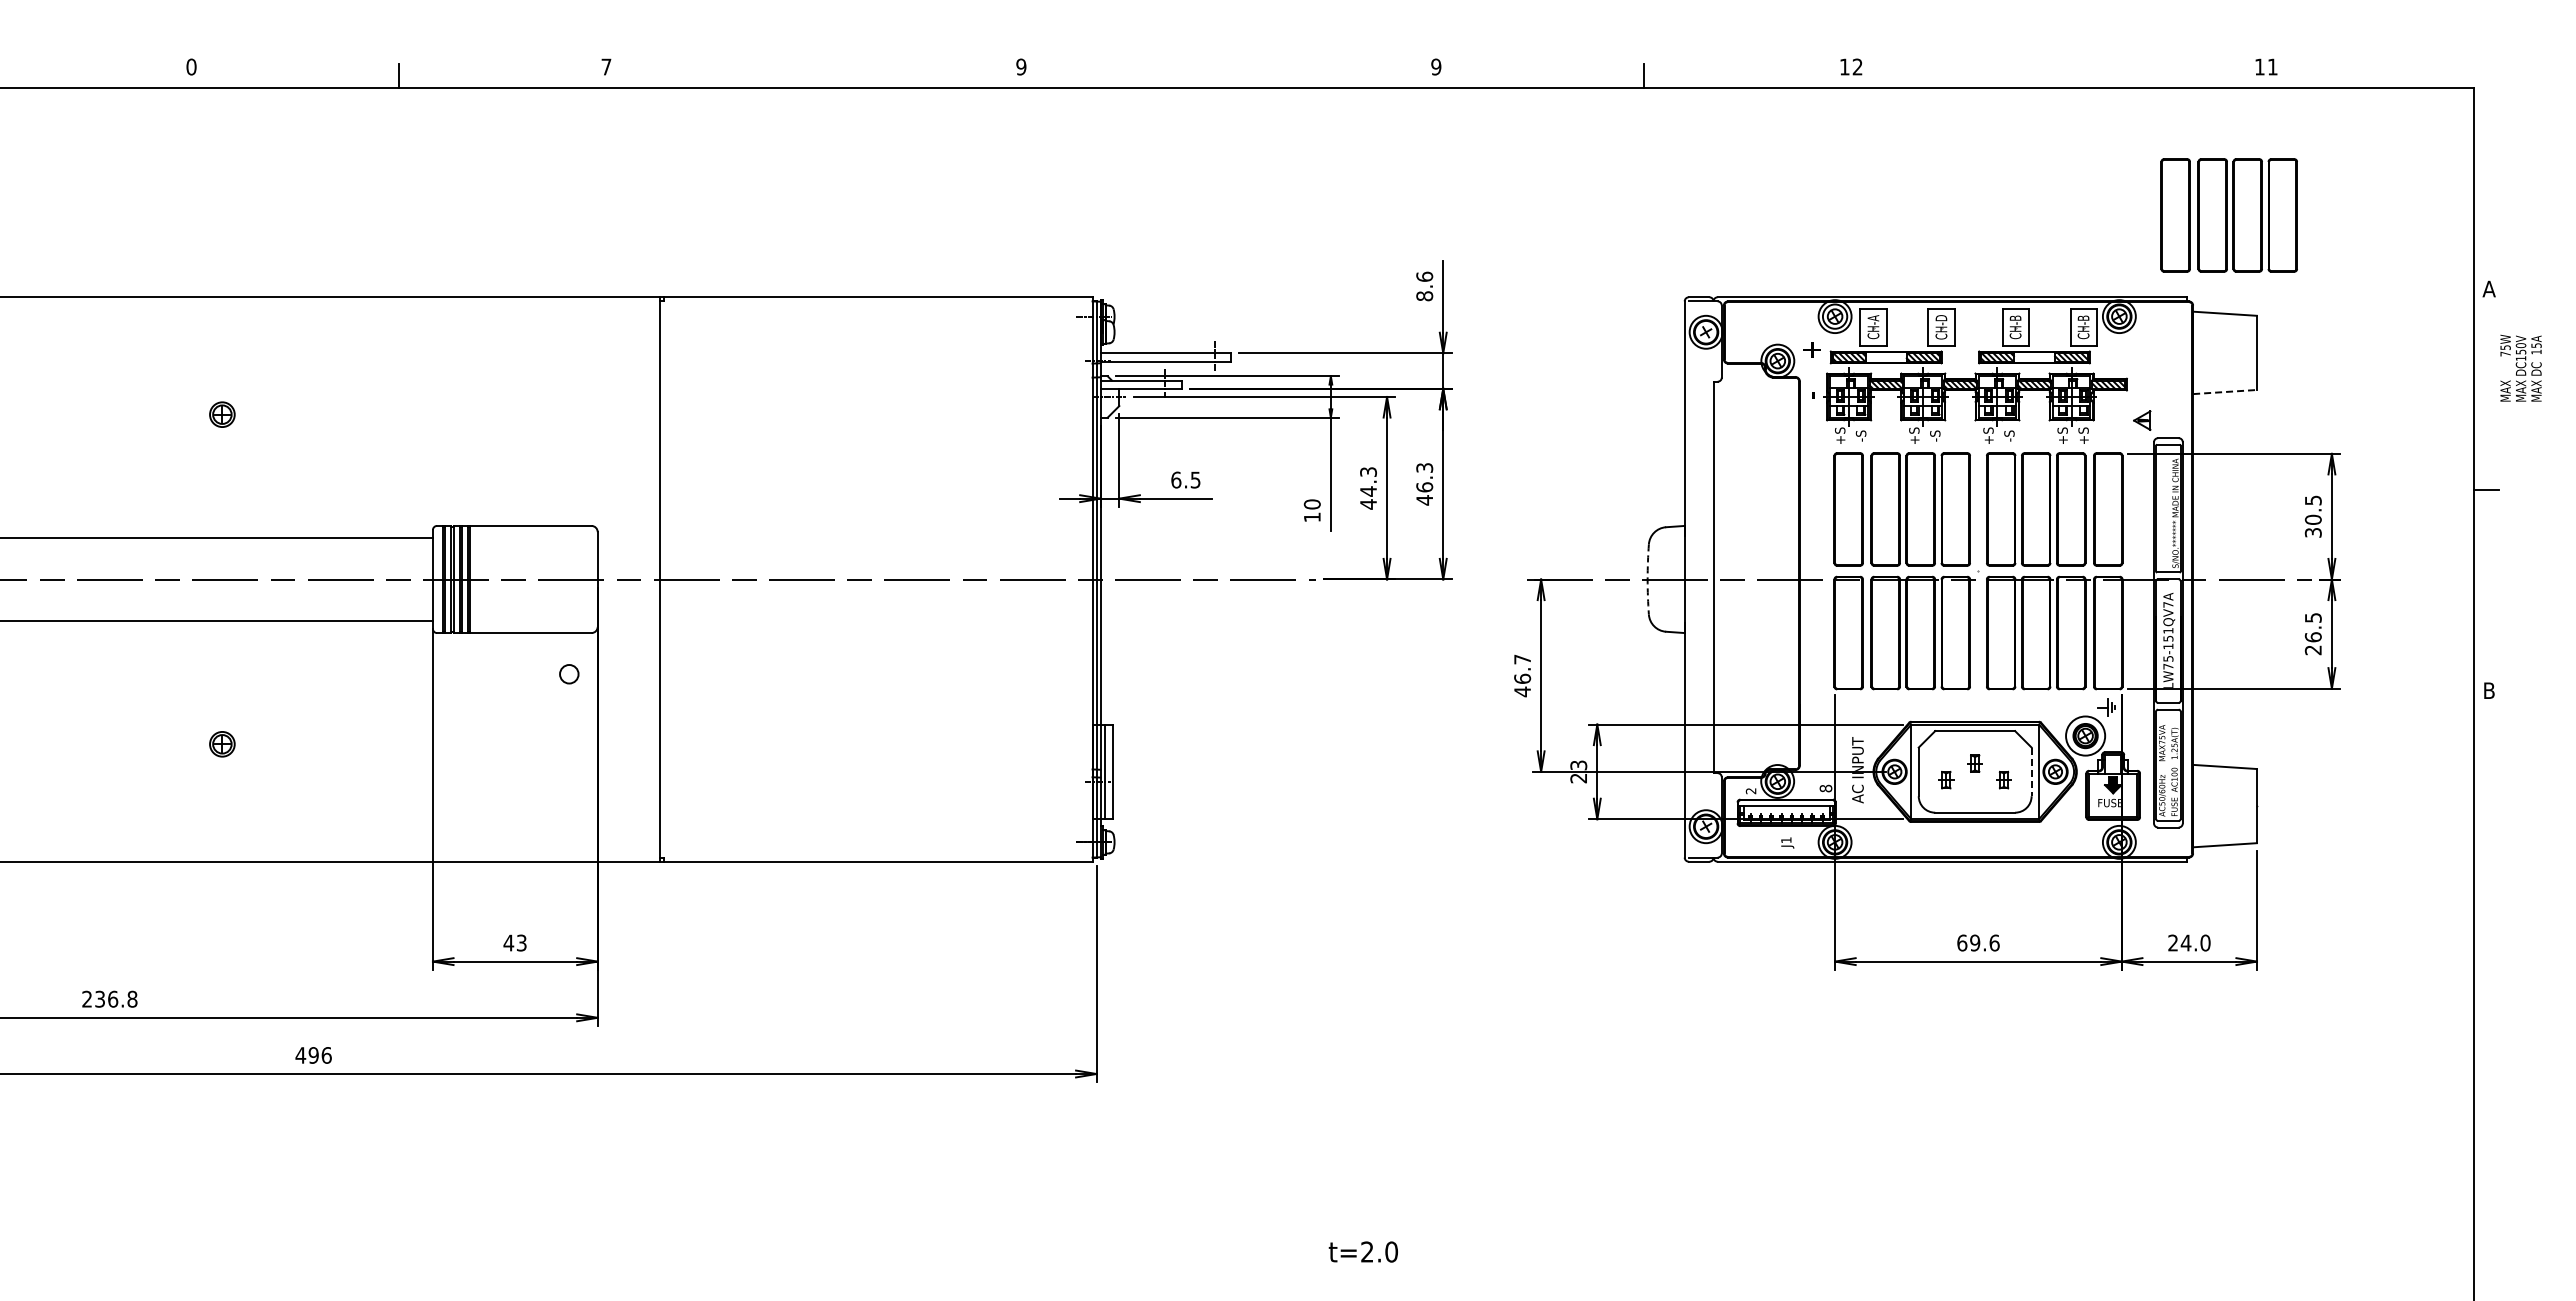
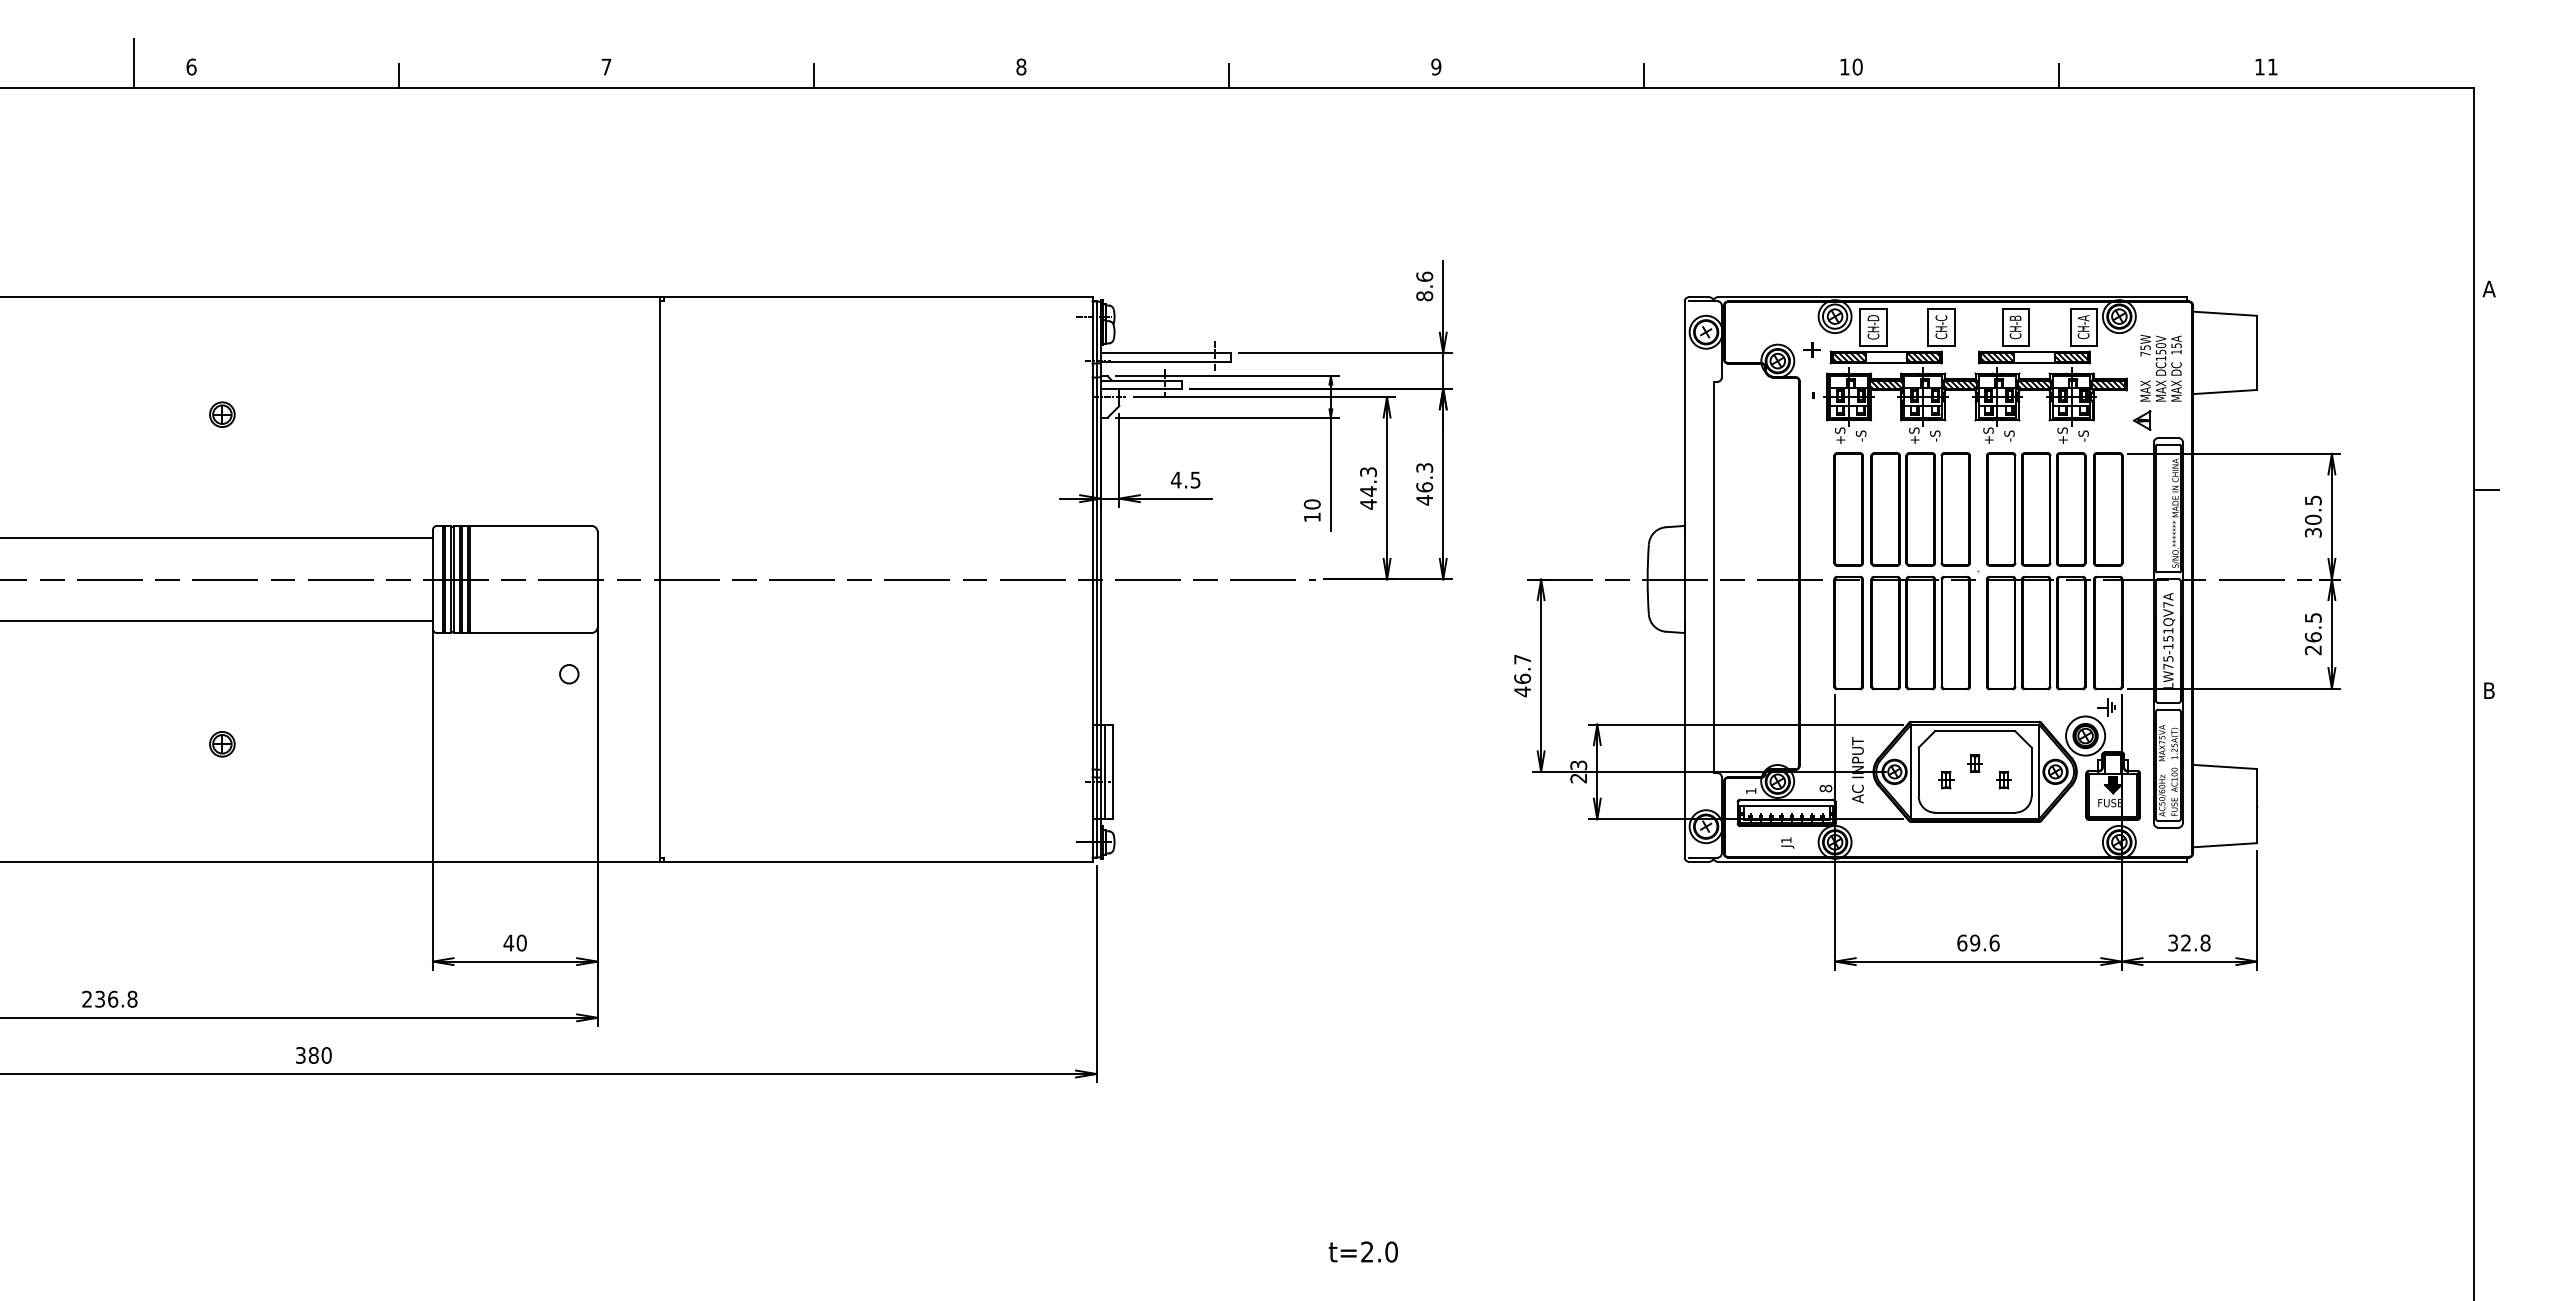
line: none -> present (134, 63)
text: 0 -> 6 (191, 66)
text: 9 -> 8 (1021, 66)
text: 12 -> 10 (1857, 66)
line: none -> present (813, 75)
line: none -> present (1228, 75)
line: none -> present (2058, 75)
part: present -> none (2228, 215)
text: CH-B -> CH-A (2083, 318)
text: CH-A -> CH-D (1873, 327)
text: CH-D -> CH-C (1941, 327)
text position: (2520, 367) -> (2160, 367) (2160, 367)
line: dashed -> solid (2225, 392)
text: +S -> -S (2083, 435)
text: 6.5 -> 4.5 (1175, 479)
arc: dashed -> solid (1647, 579)
line: dashed -> solid (2031, 772)
text: 2 -> 1 (1750, 791)
text: 43 -> 40 (521, 942)
text: 24.0 -> 32.8 (2189, 942)
text: 496 -> 380 (313, 1055)
